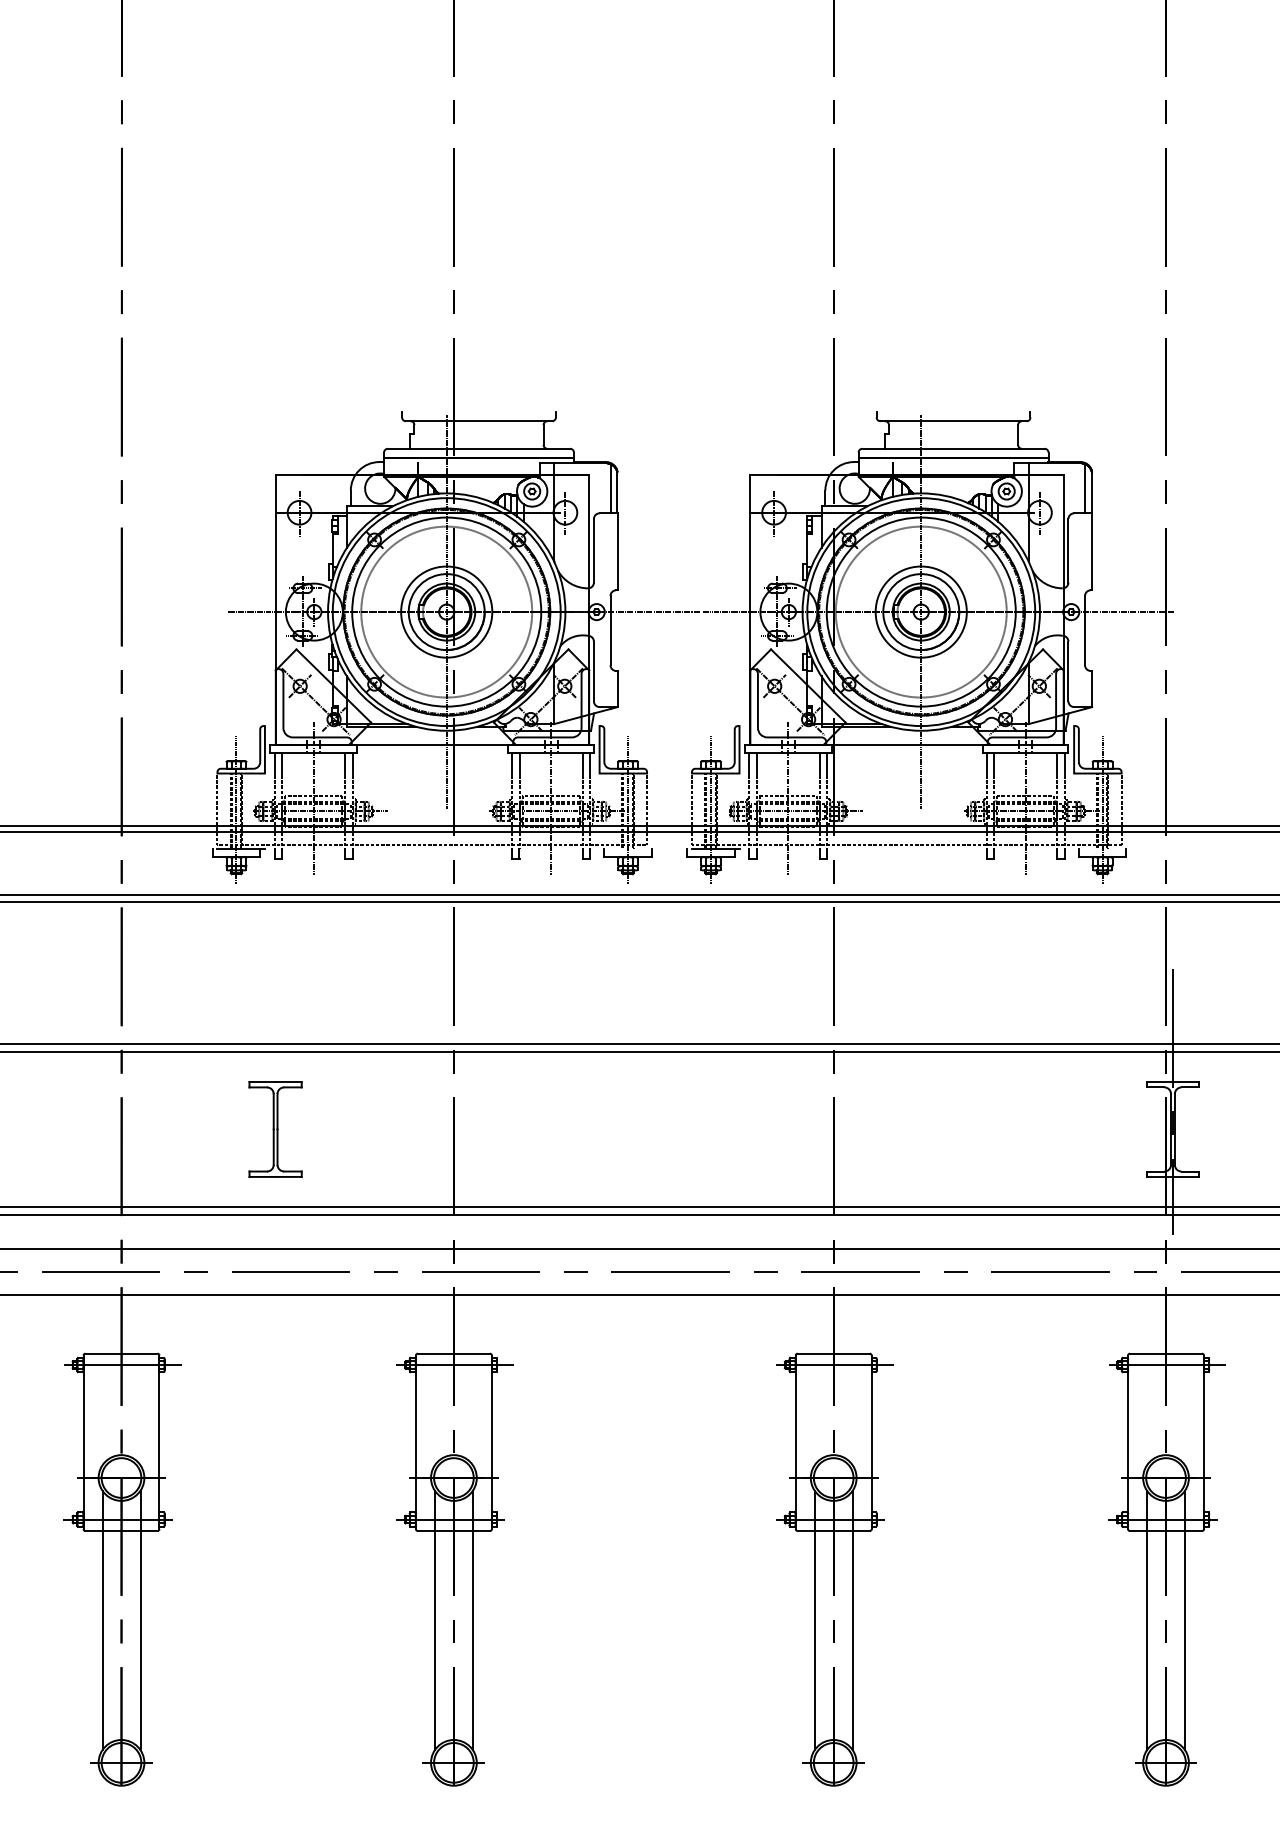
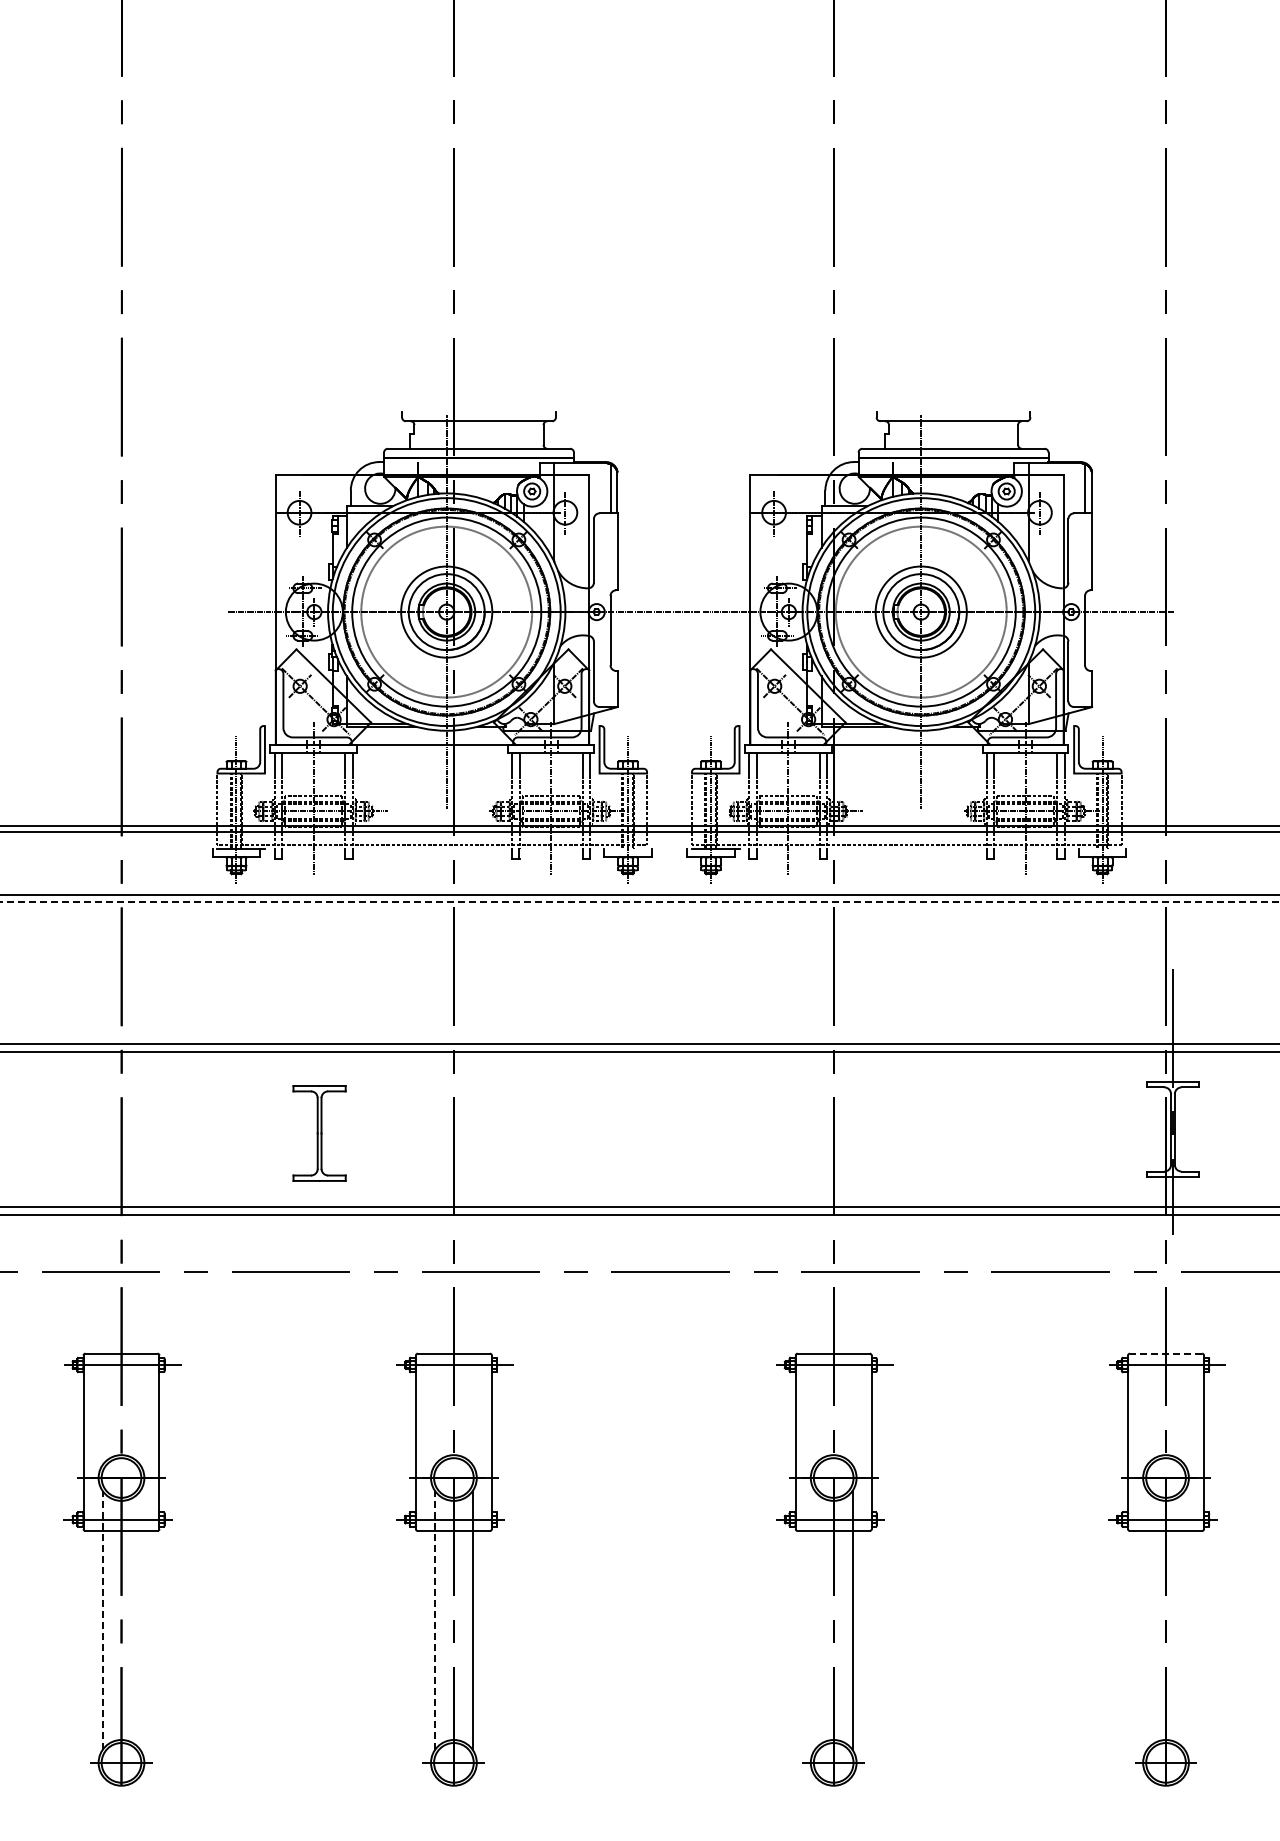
line: solid -> dashed (640, 901)
part position: (275, 1129) -> (319, 1133) (319, 1133)
line: present -> none (639, 1248)
line: present -> none (639, 1294)
line: solid -> dashed (1165, 1353)
line: present -> none (140, 1619)
line: present -> none (814, 1619)
line: present -> none (1147, 1619)
line: present -> none (1185, 1619)
line: solid -> dashed (102, 1620)
line: solid -> dashed (434, 1620)
